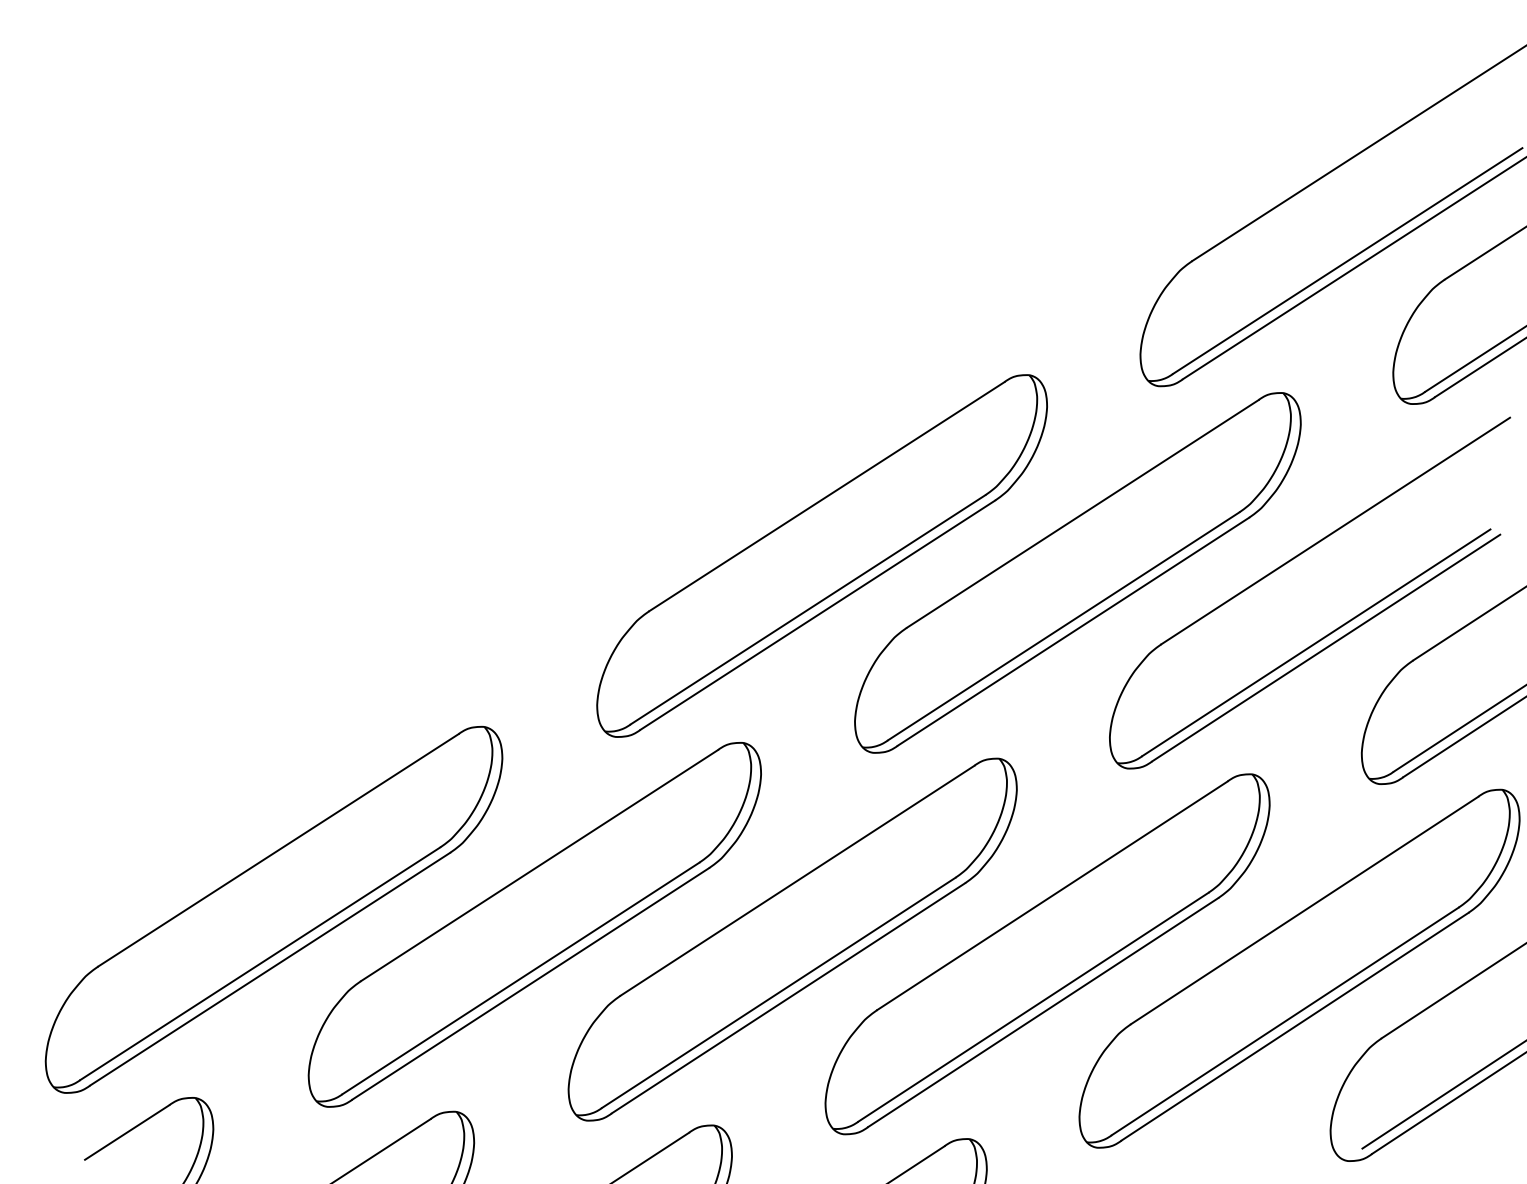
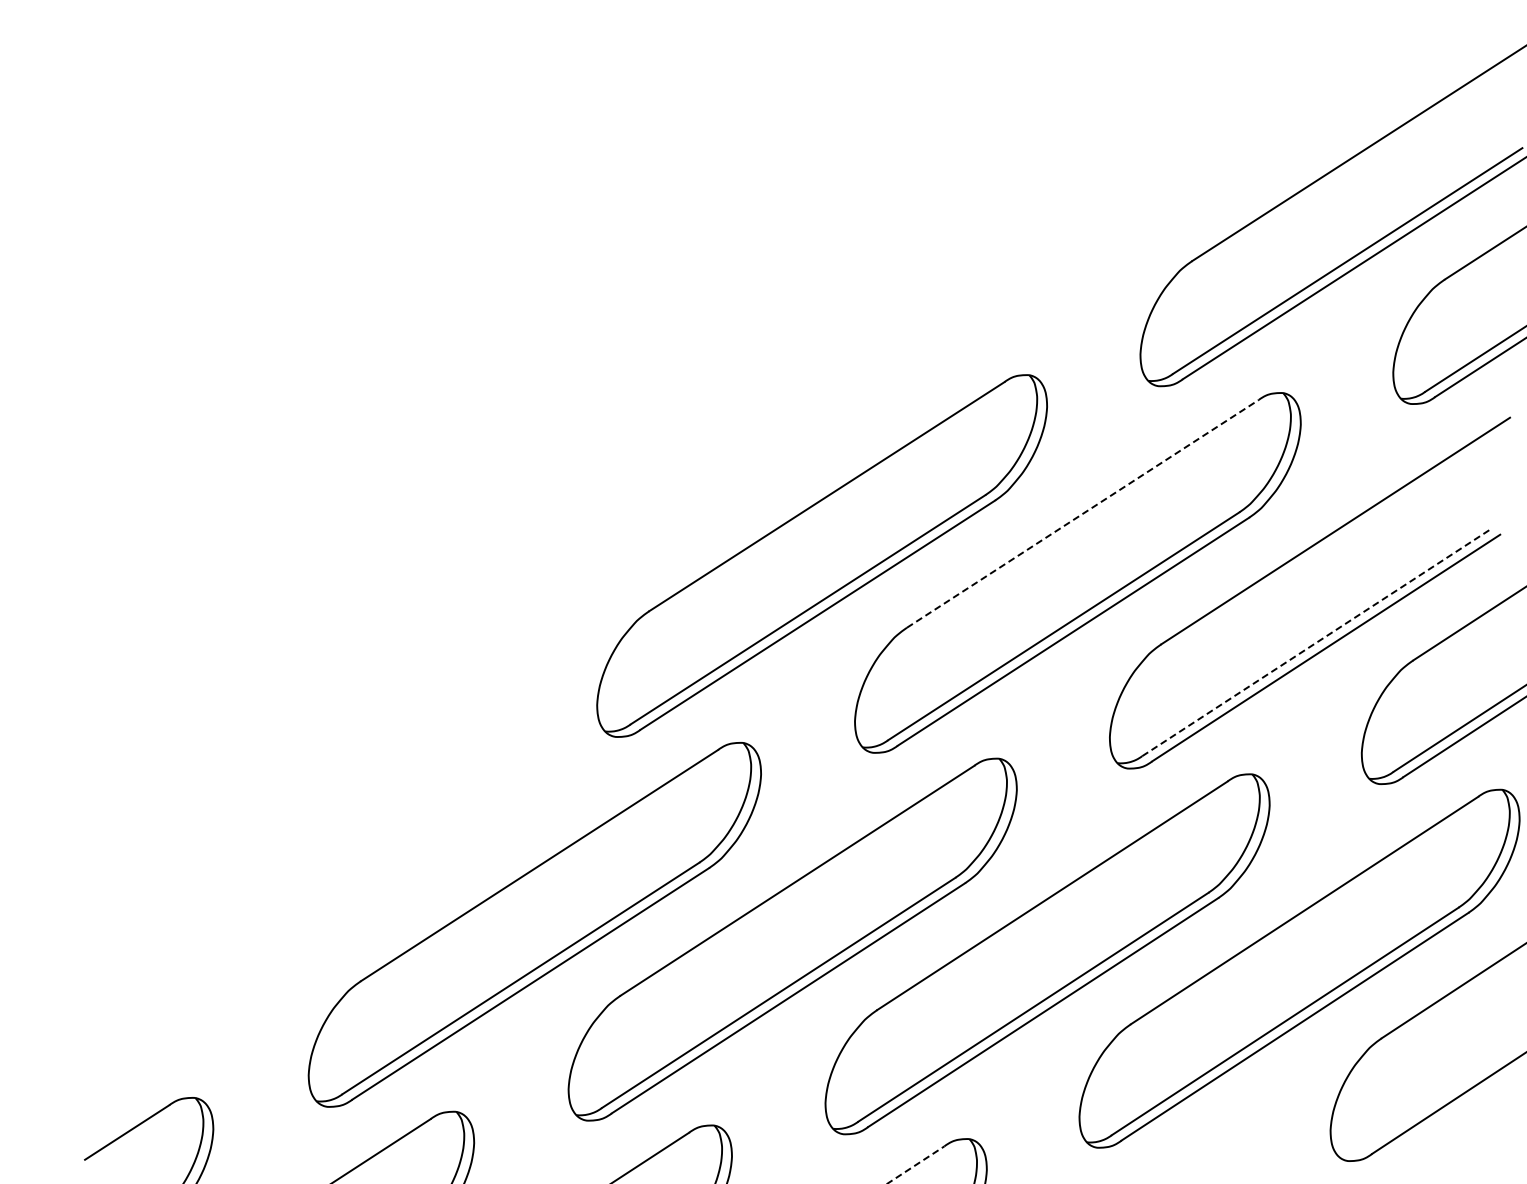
line: solid -> dashed (1083, 513)
line: solid -> dashed (1316, 642)
part: present -> none (273, 909)
line: present -> none (1442, 1095)
line: solid -> dashed (916, 1164)
